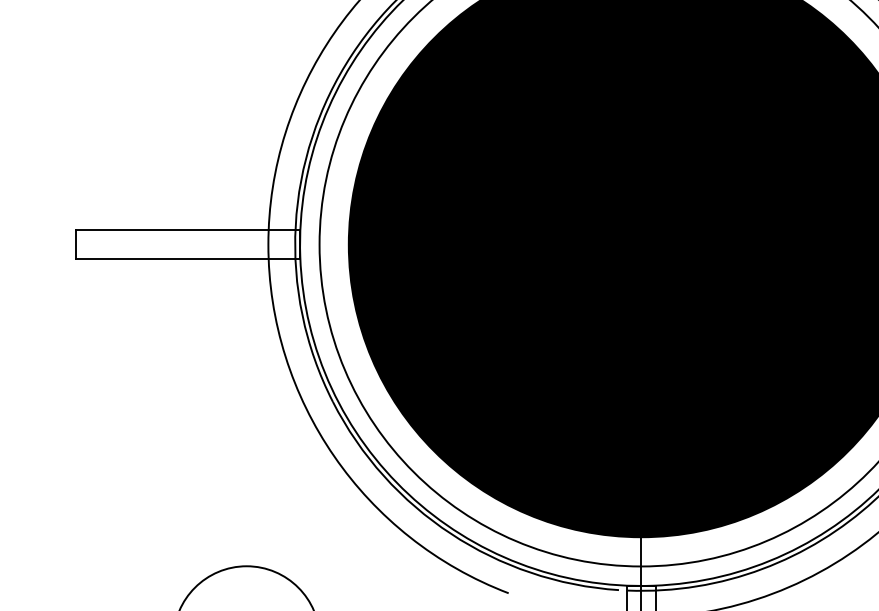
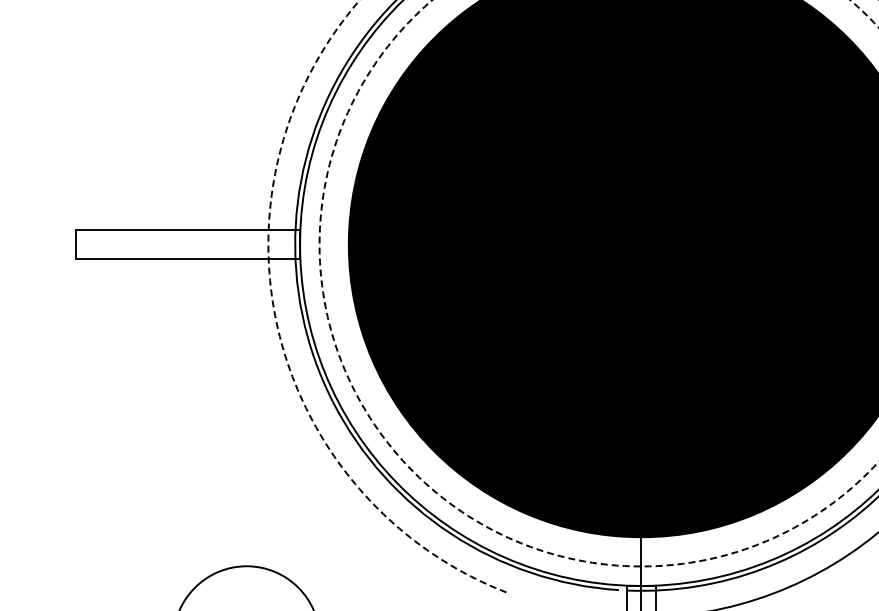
circle: solid -> dashed (598, 283)
arc: solid -> dashed (279, 334)
